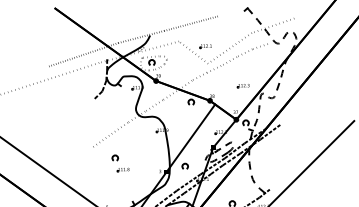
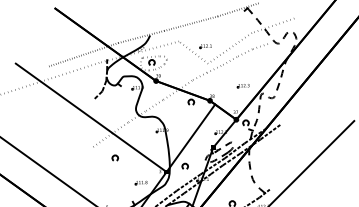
line: none -> present (237, 9)
line: none -> present (90, 117)
part position: (122, 169) -> (140, 182) (140, 182)
